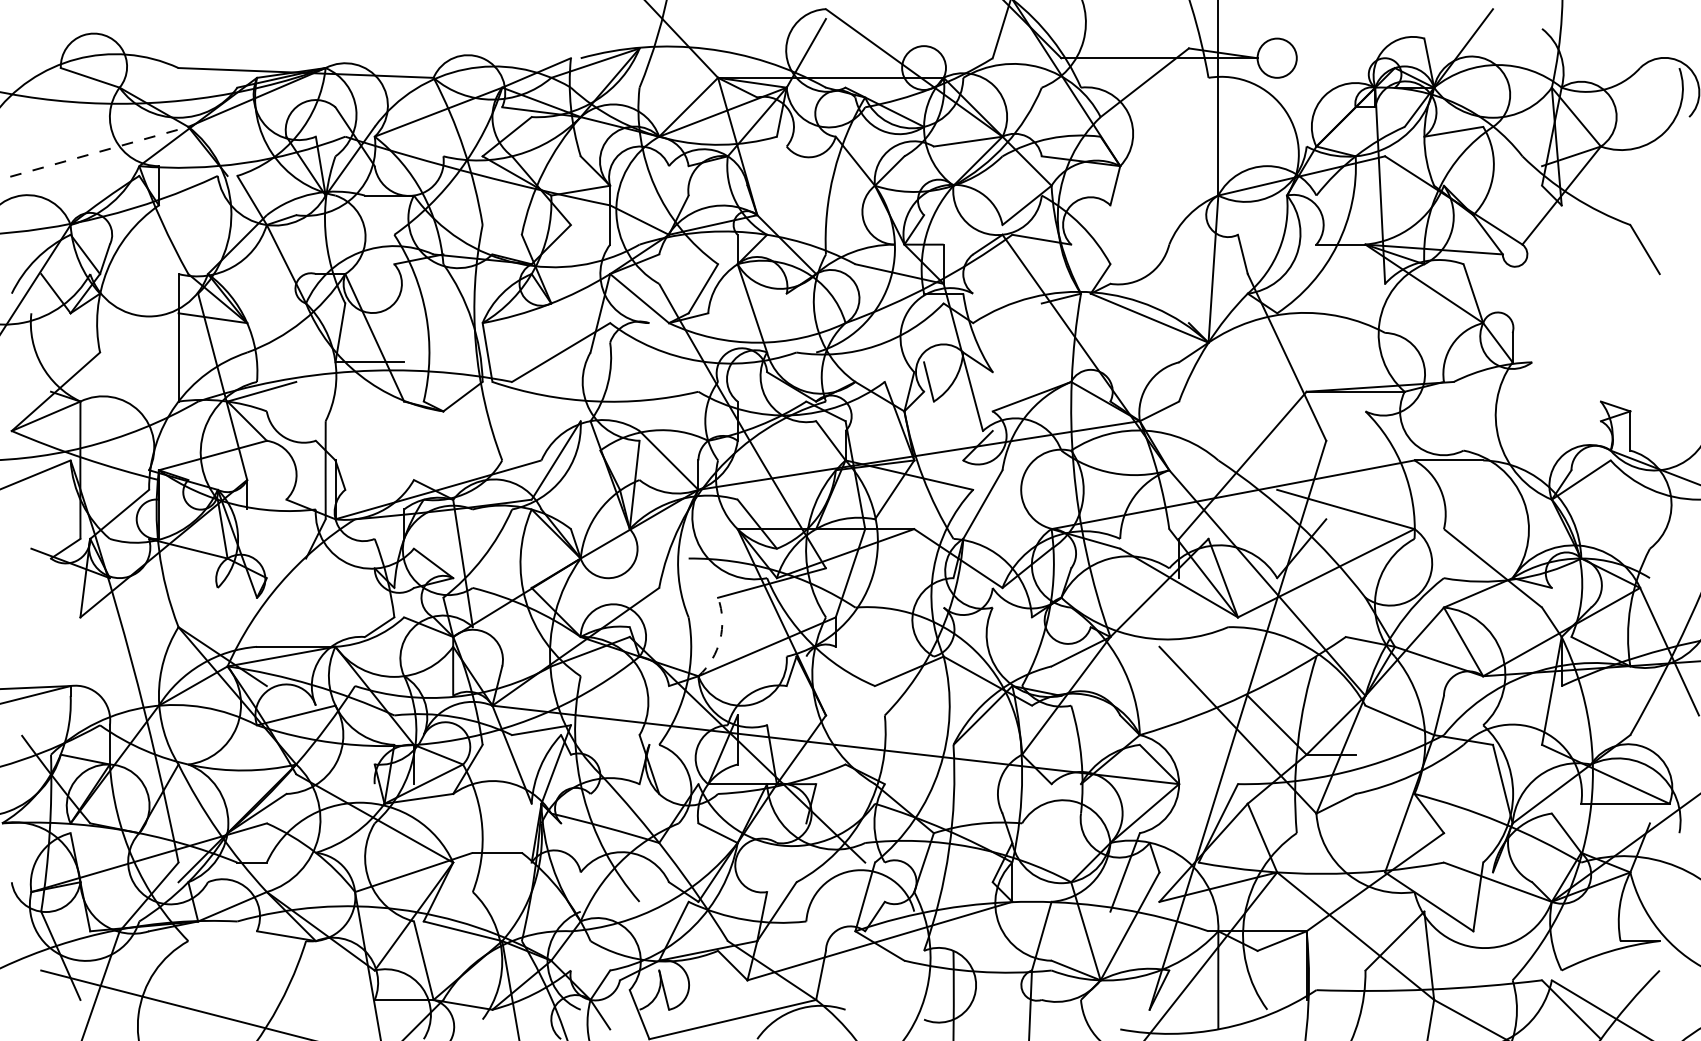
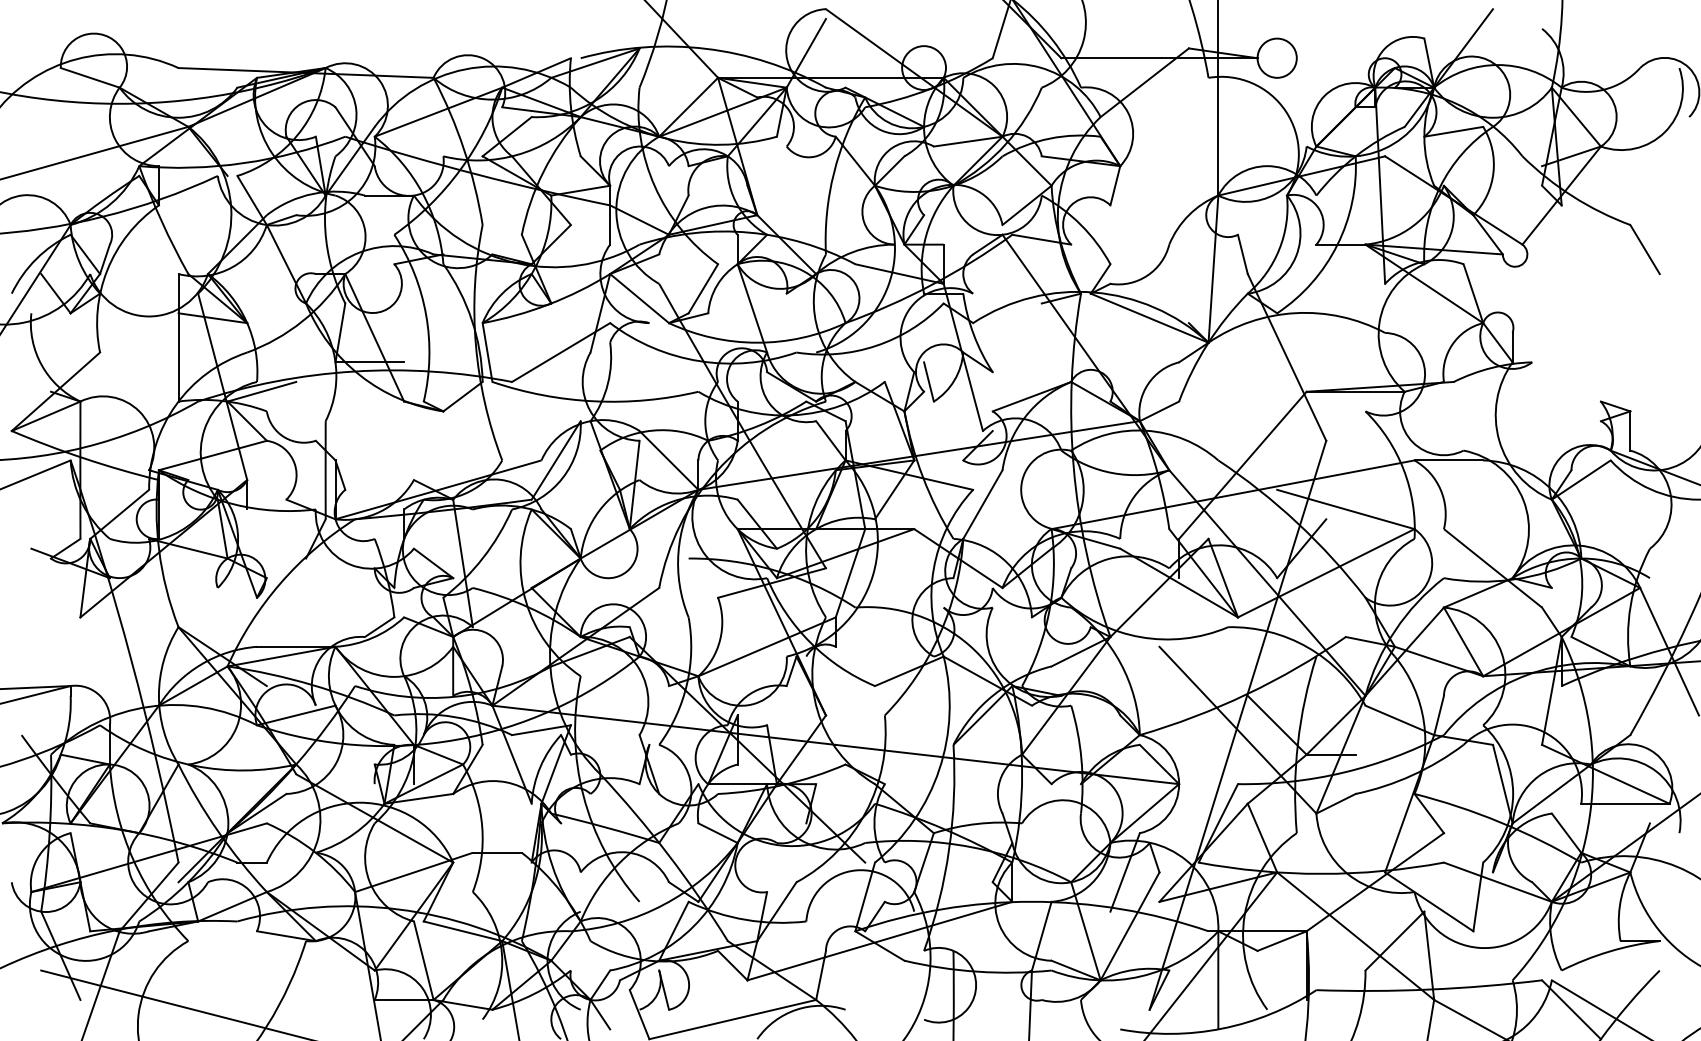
line: dashed -> solid (95, 153)
arc: dashed -> solid (720, 639)
